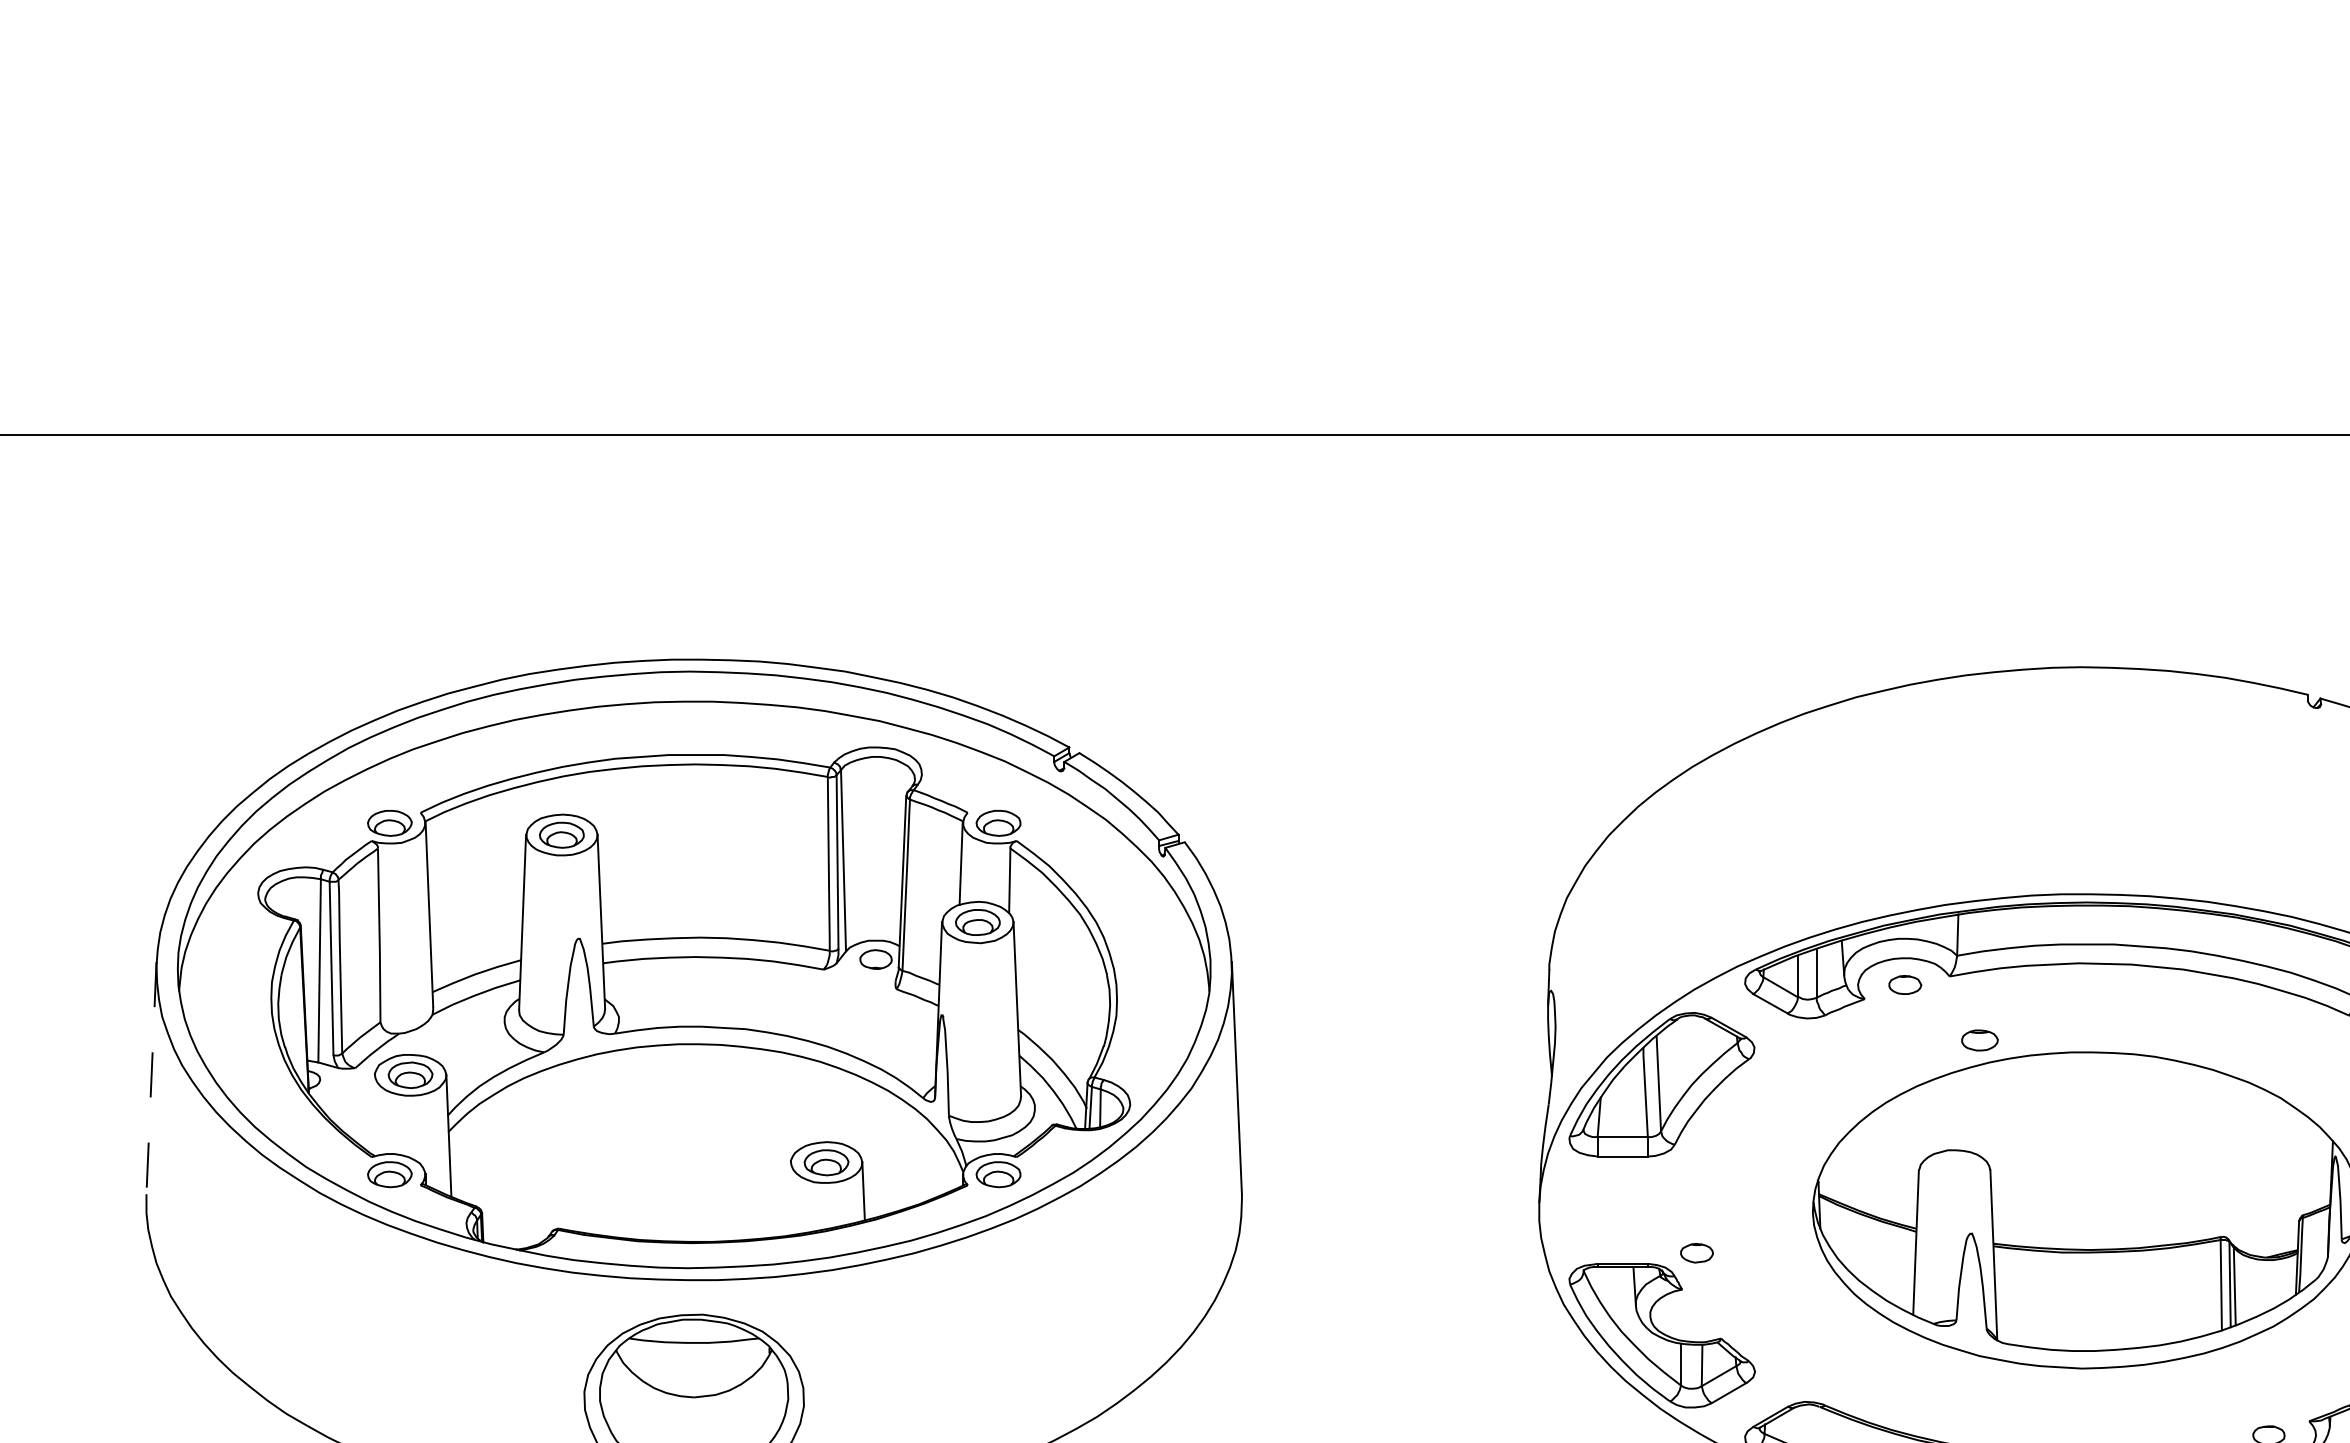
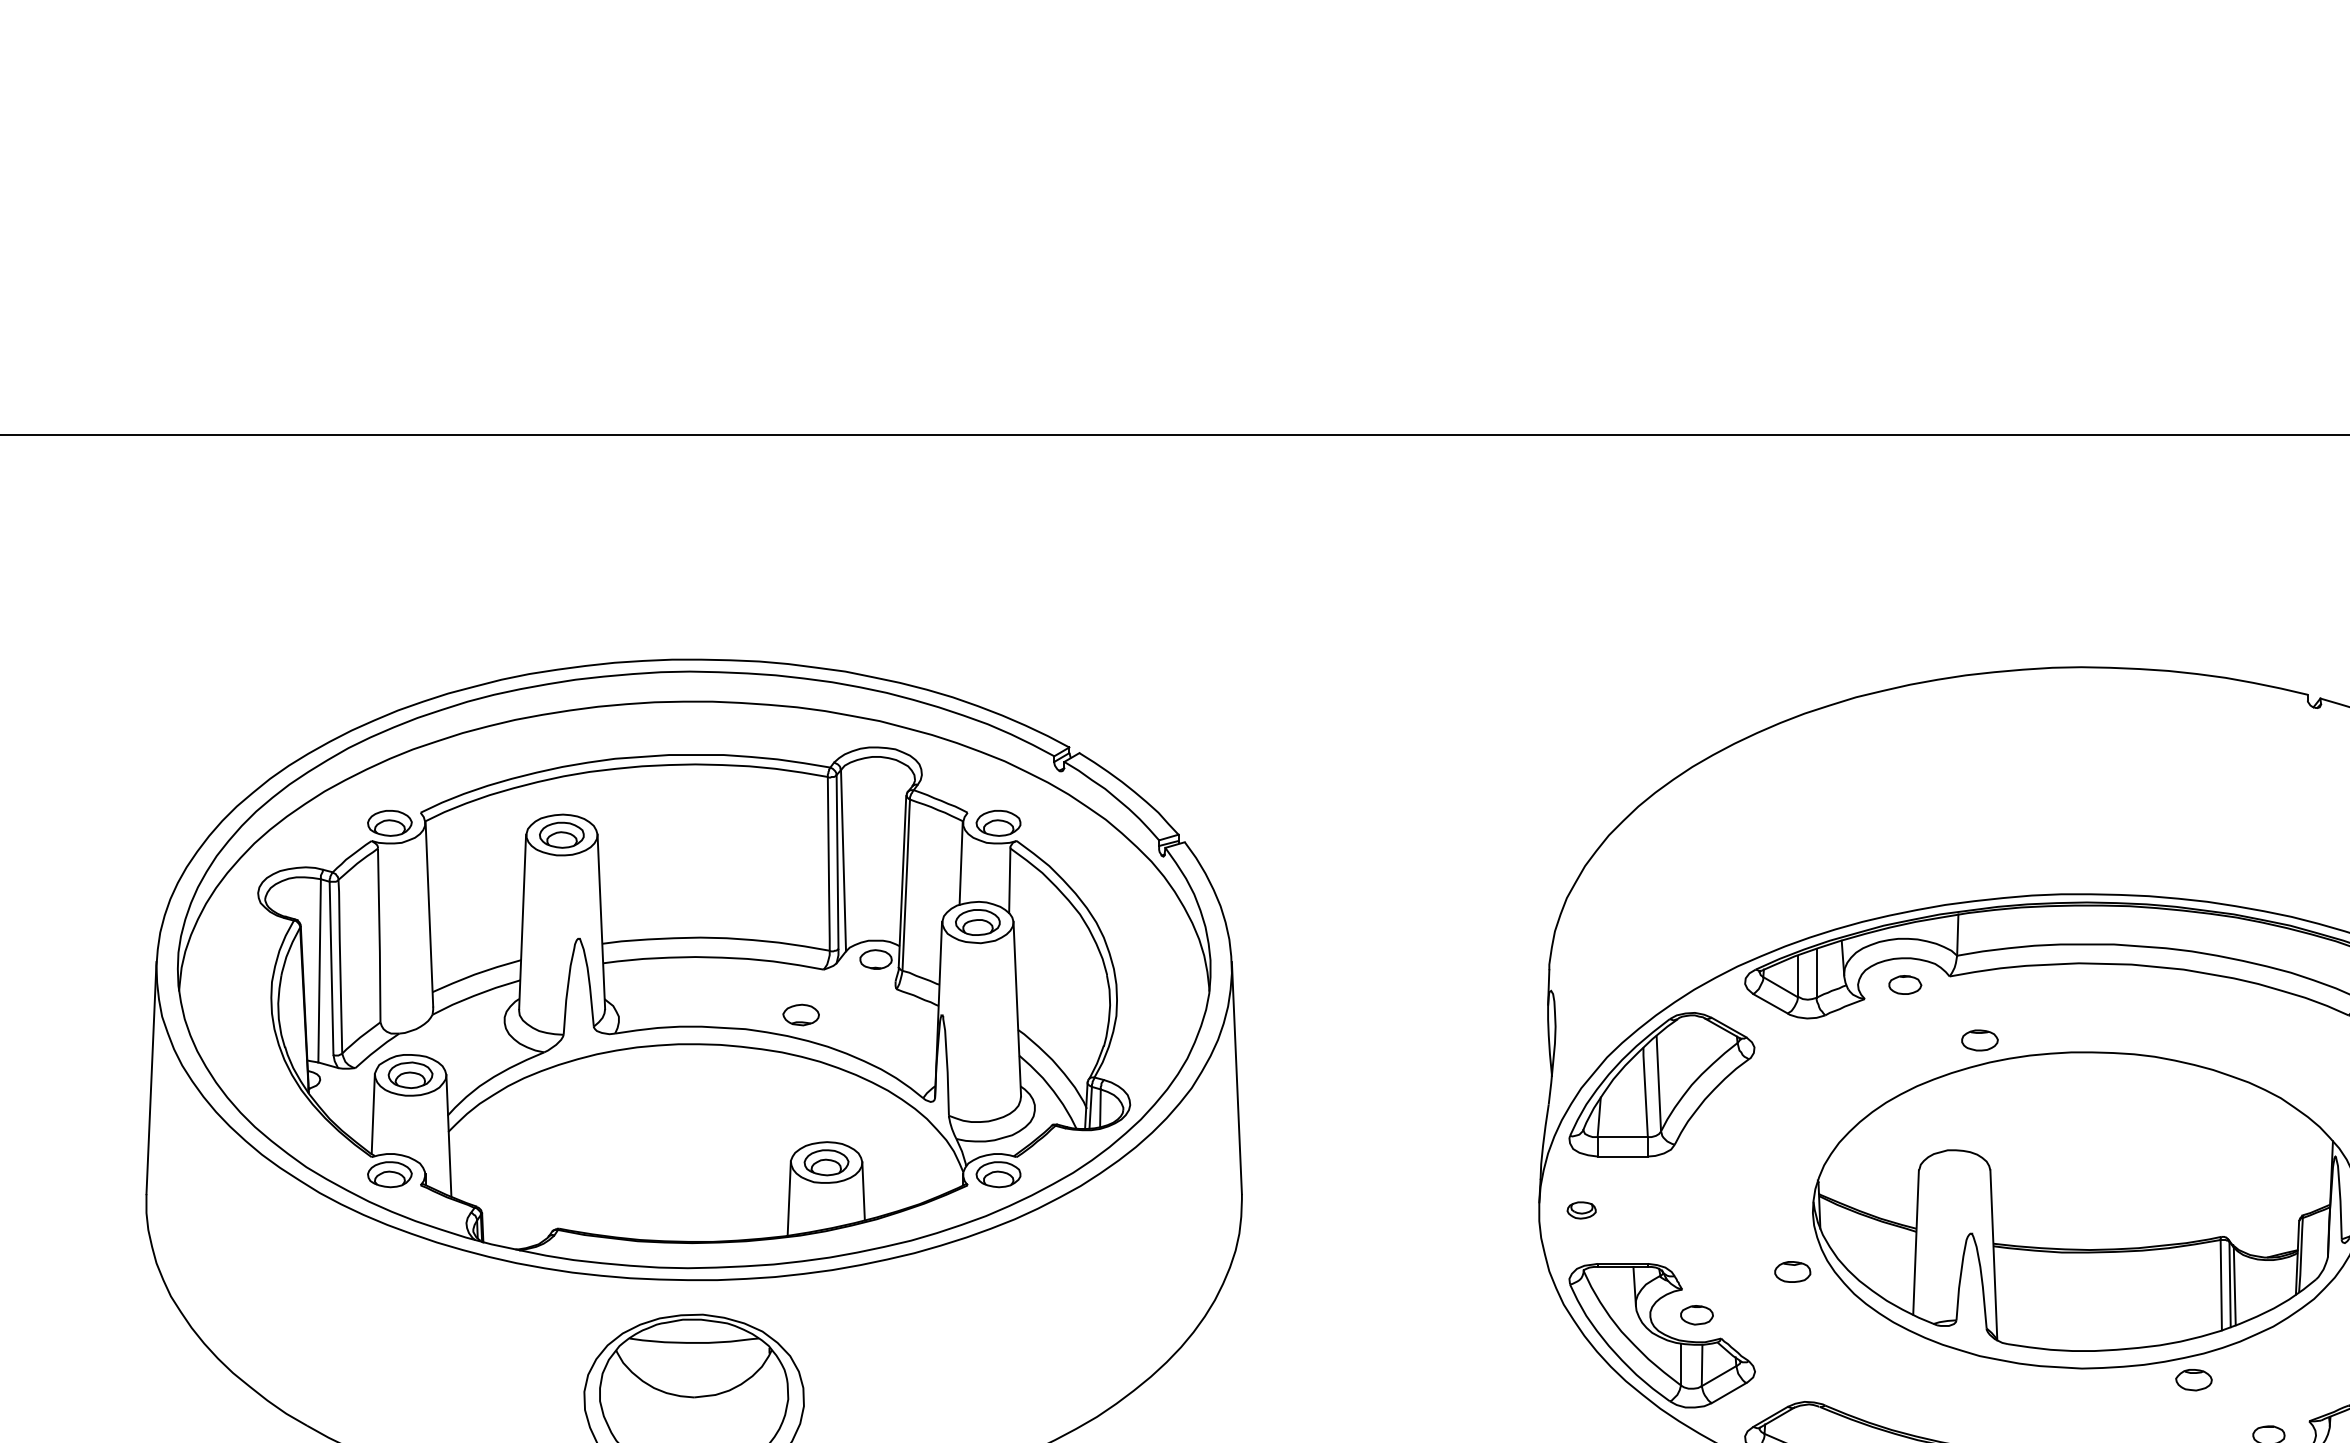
part: none -> present (800, 1014)
line: dashed -> solid (151, 1078)
line: none -> present (372, 1114)
line: none -> present (788, 1198)
part: none -> present (1581, 1210)
part position: (1696, 1253) -> (1696, 1315) (1696, 1315)
part: none -> present (1792, 1271)
part: none -> present (2193, 1380)
